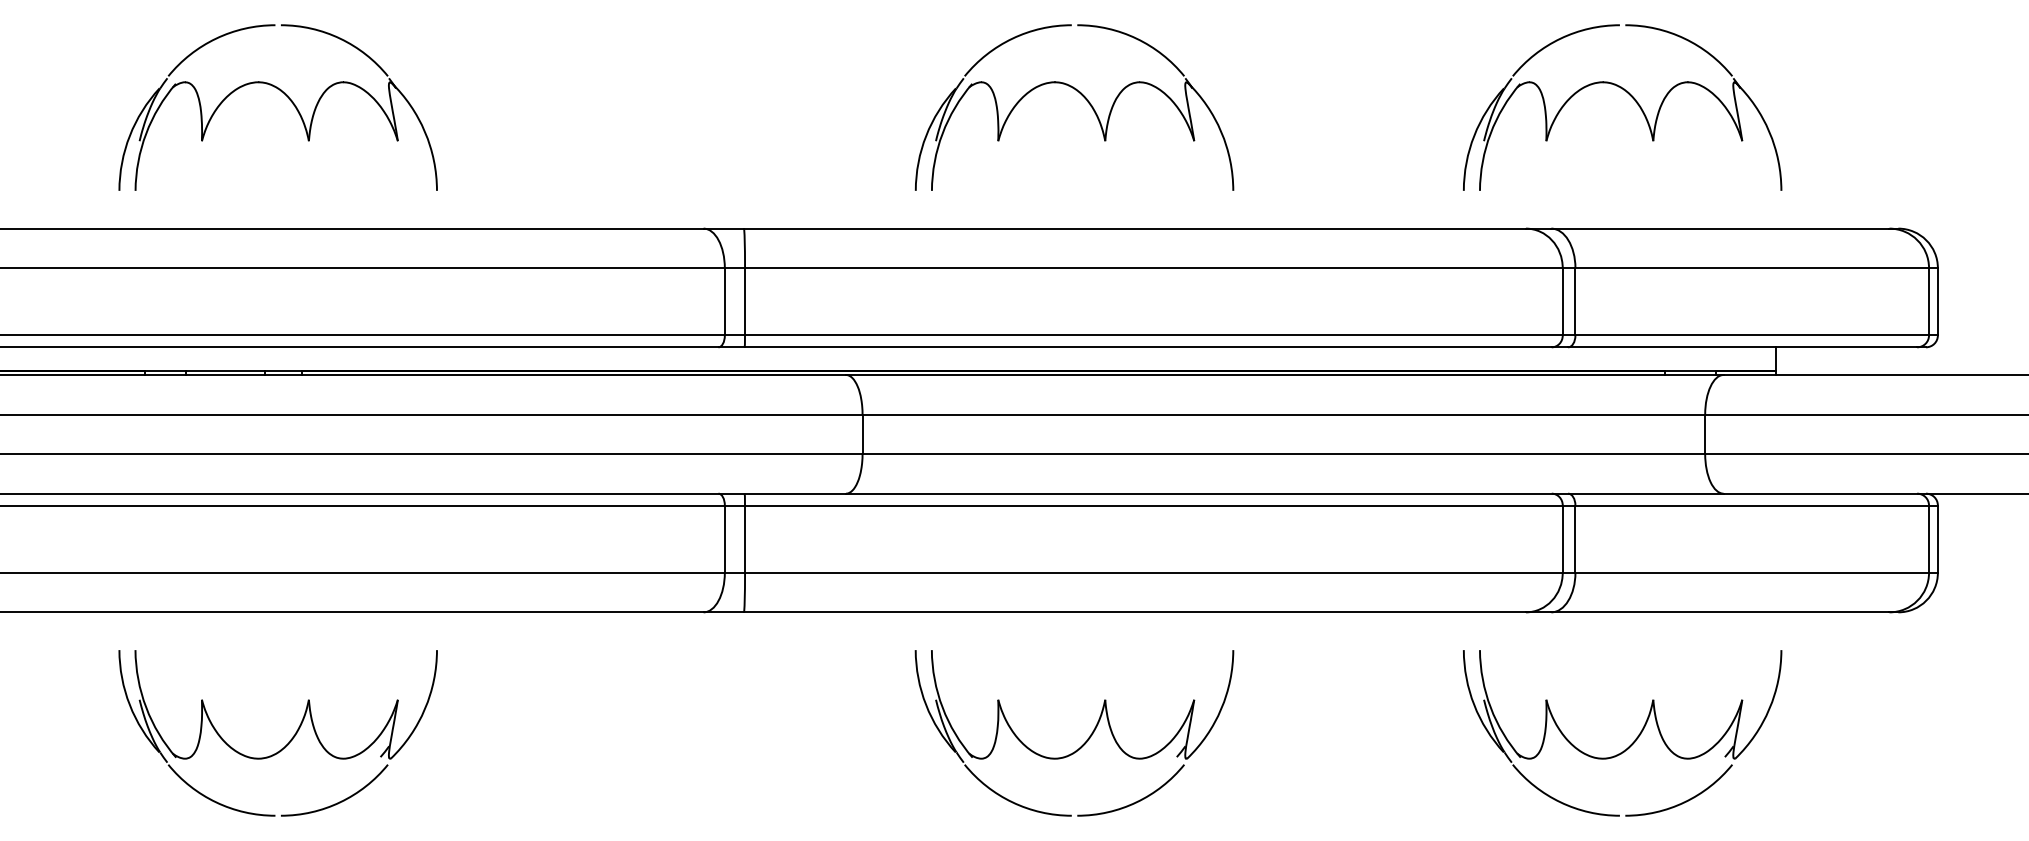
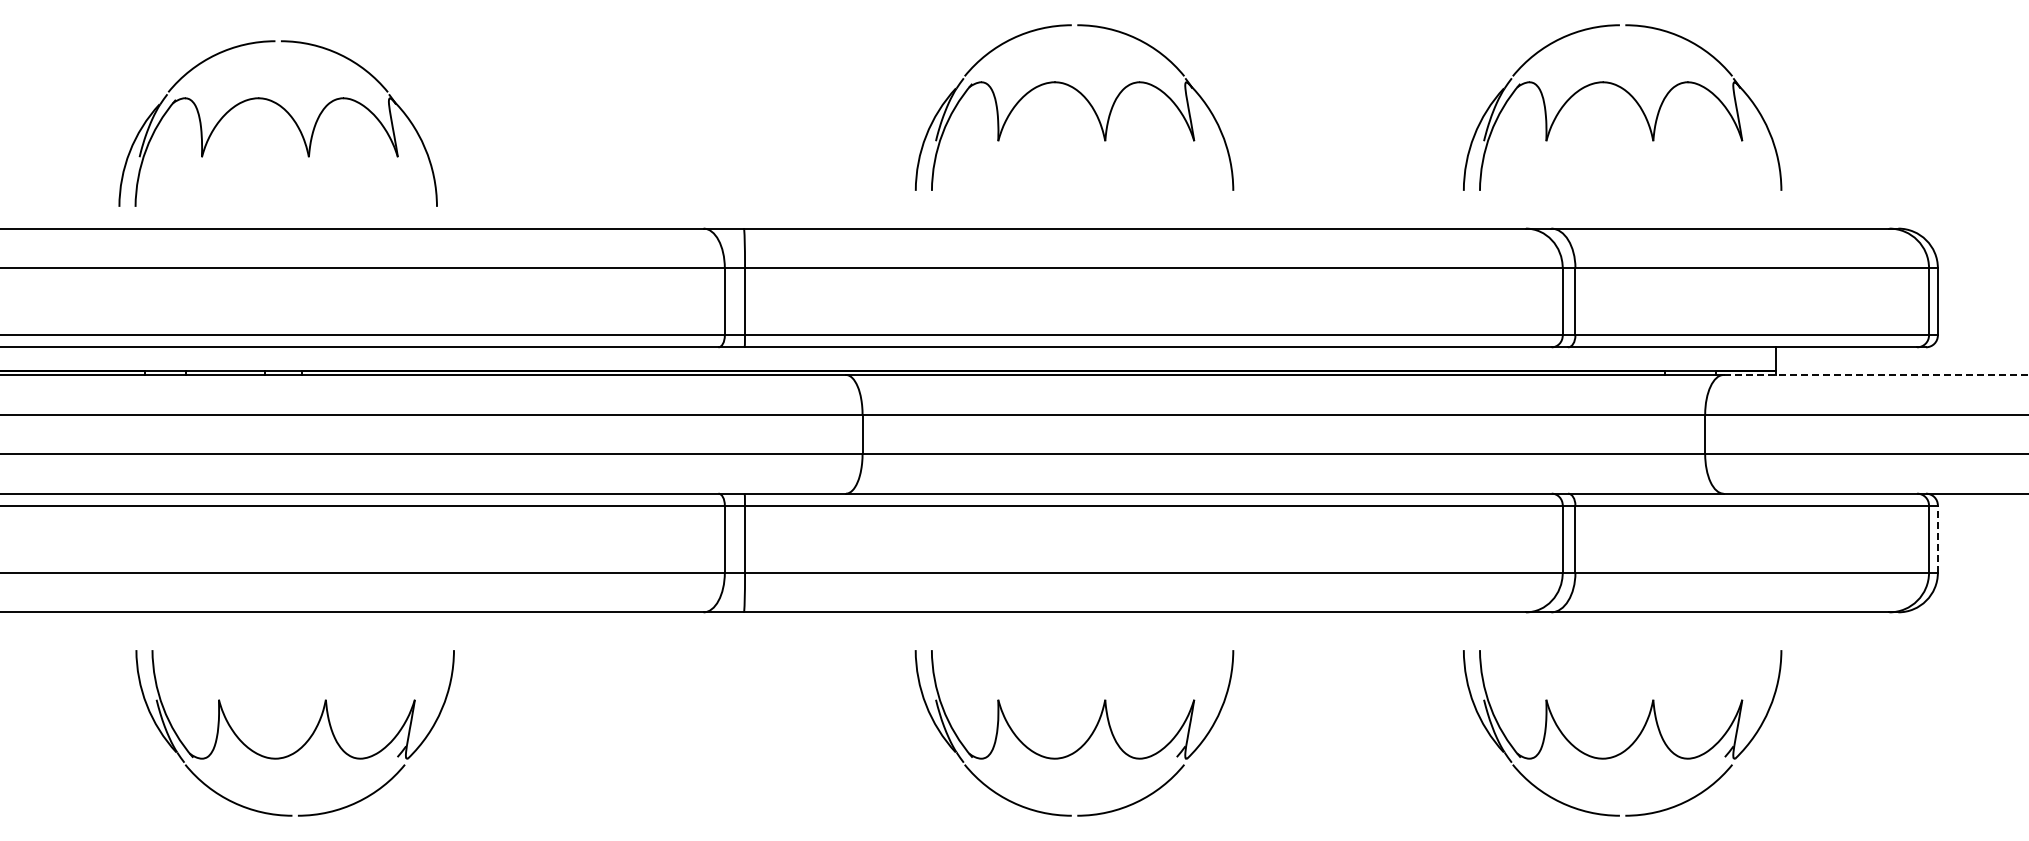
part position: (289, 100) -> (289, 116) (289, 116)
line: solid -> dashed (1876, 375)
line: solid -> dashed (1937, 539)
part position: (289, 740) -> (306, 740) (306, 740)
